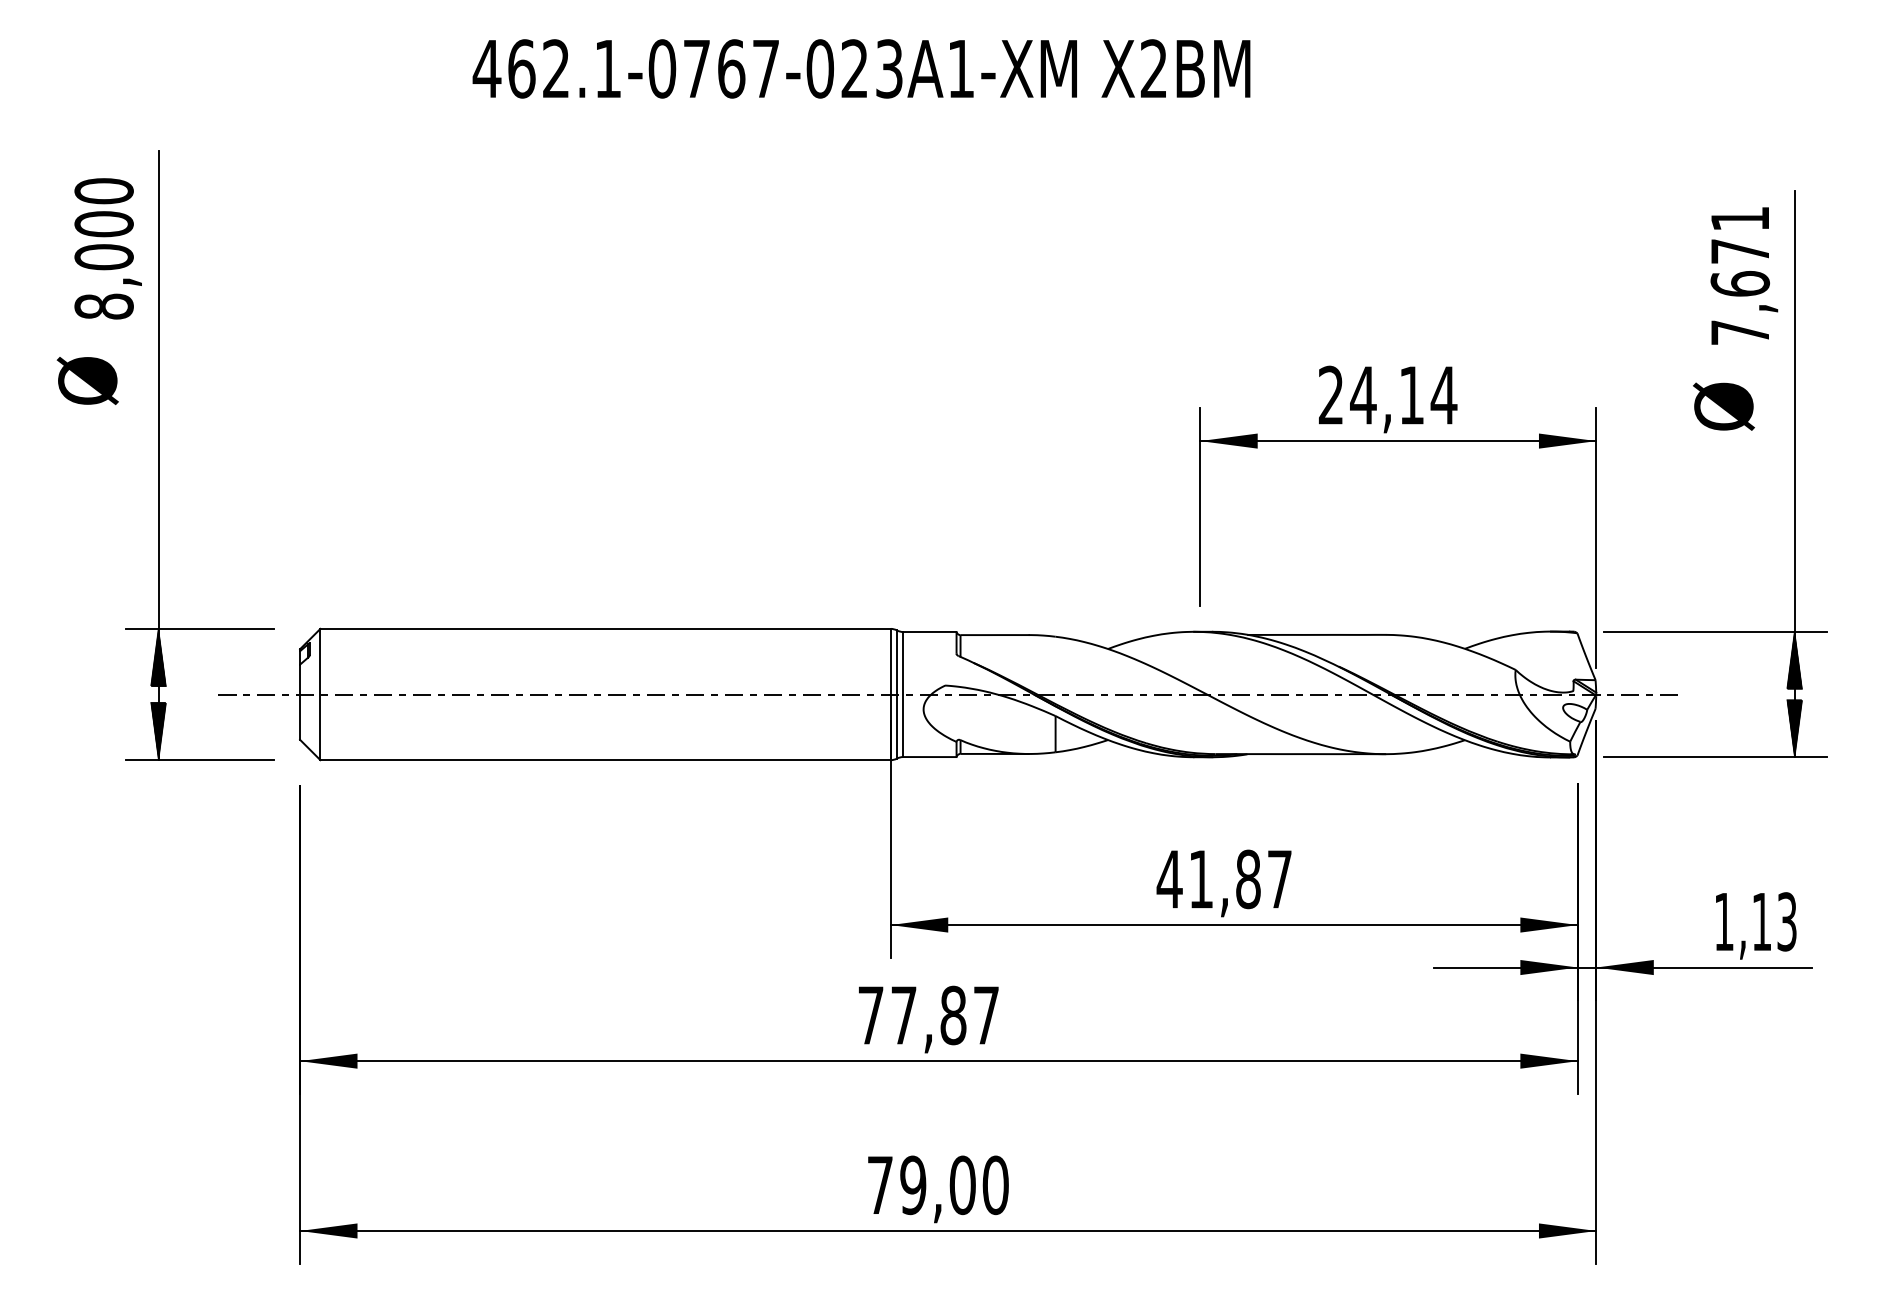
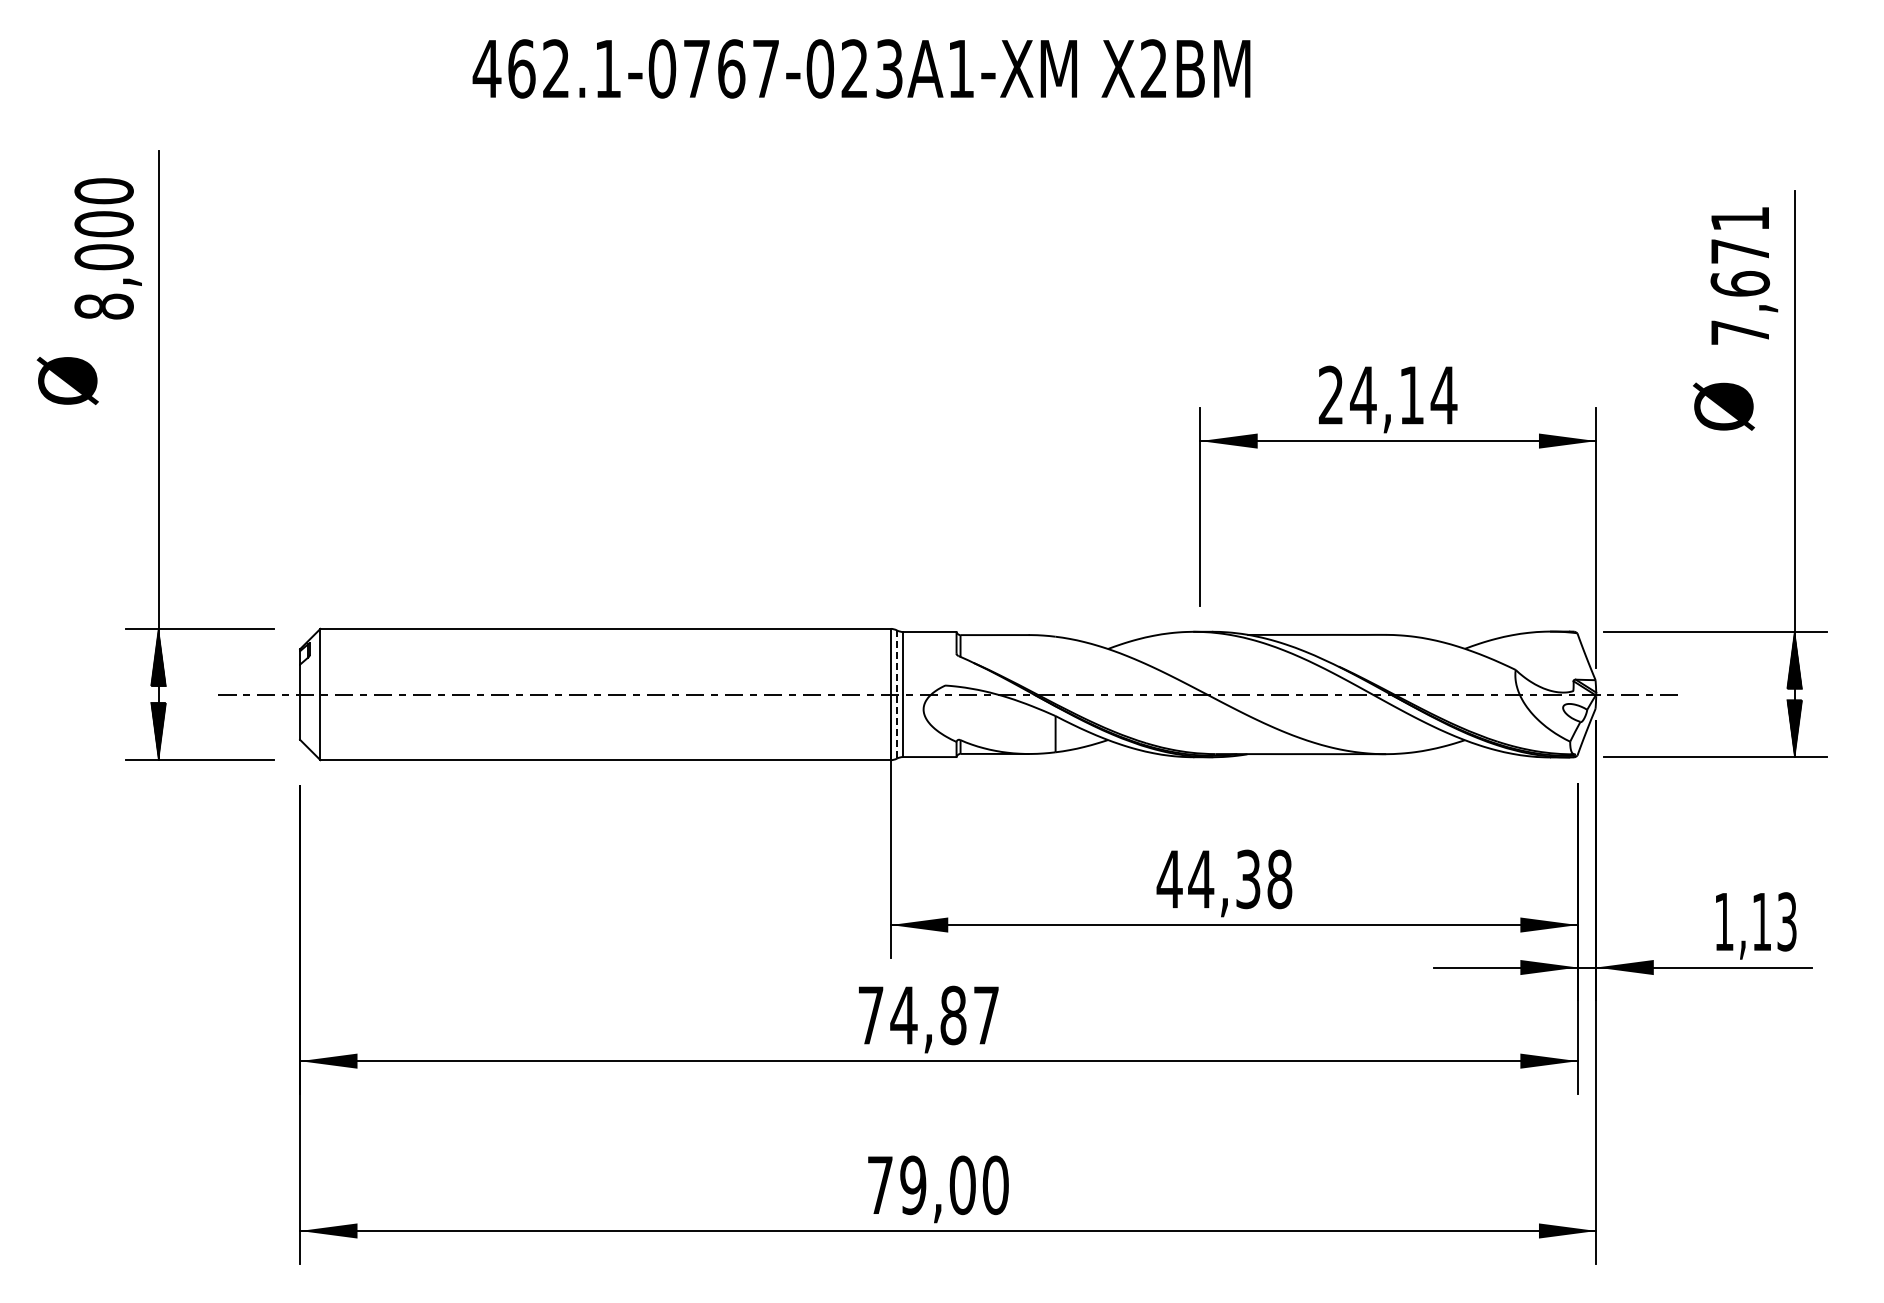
text position: (87, 380) -> (67, 380) (67, 380)
line: solid -> dashed (897, 695)
text: 41,87 -> 44,38 (1240, 879)
text: 77,87 -> 74,87 (903, 1015)
